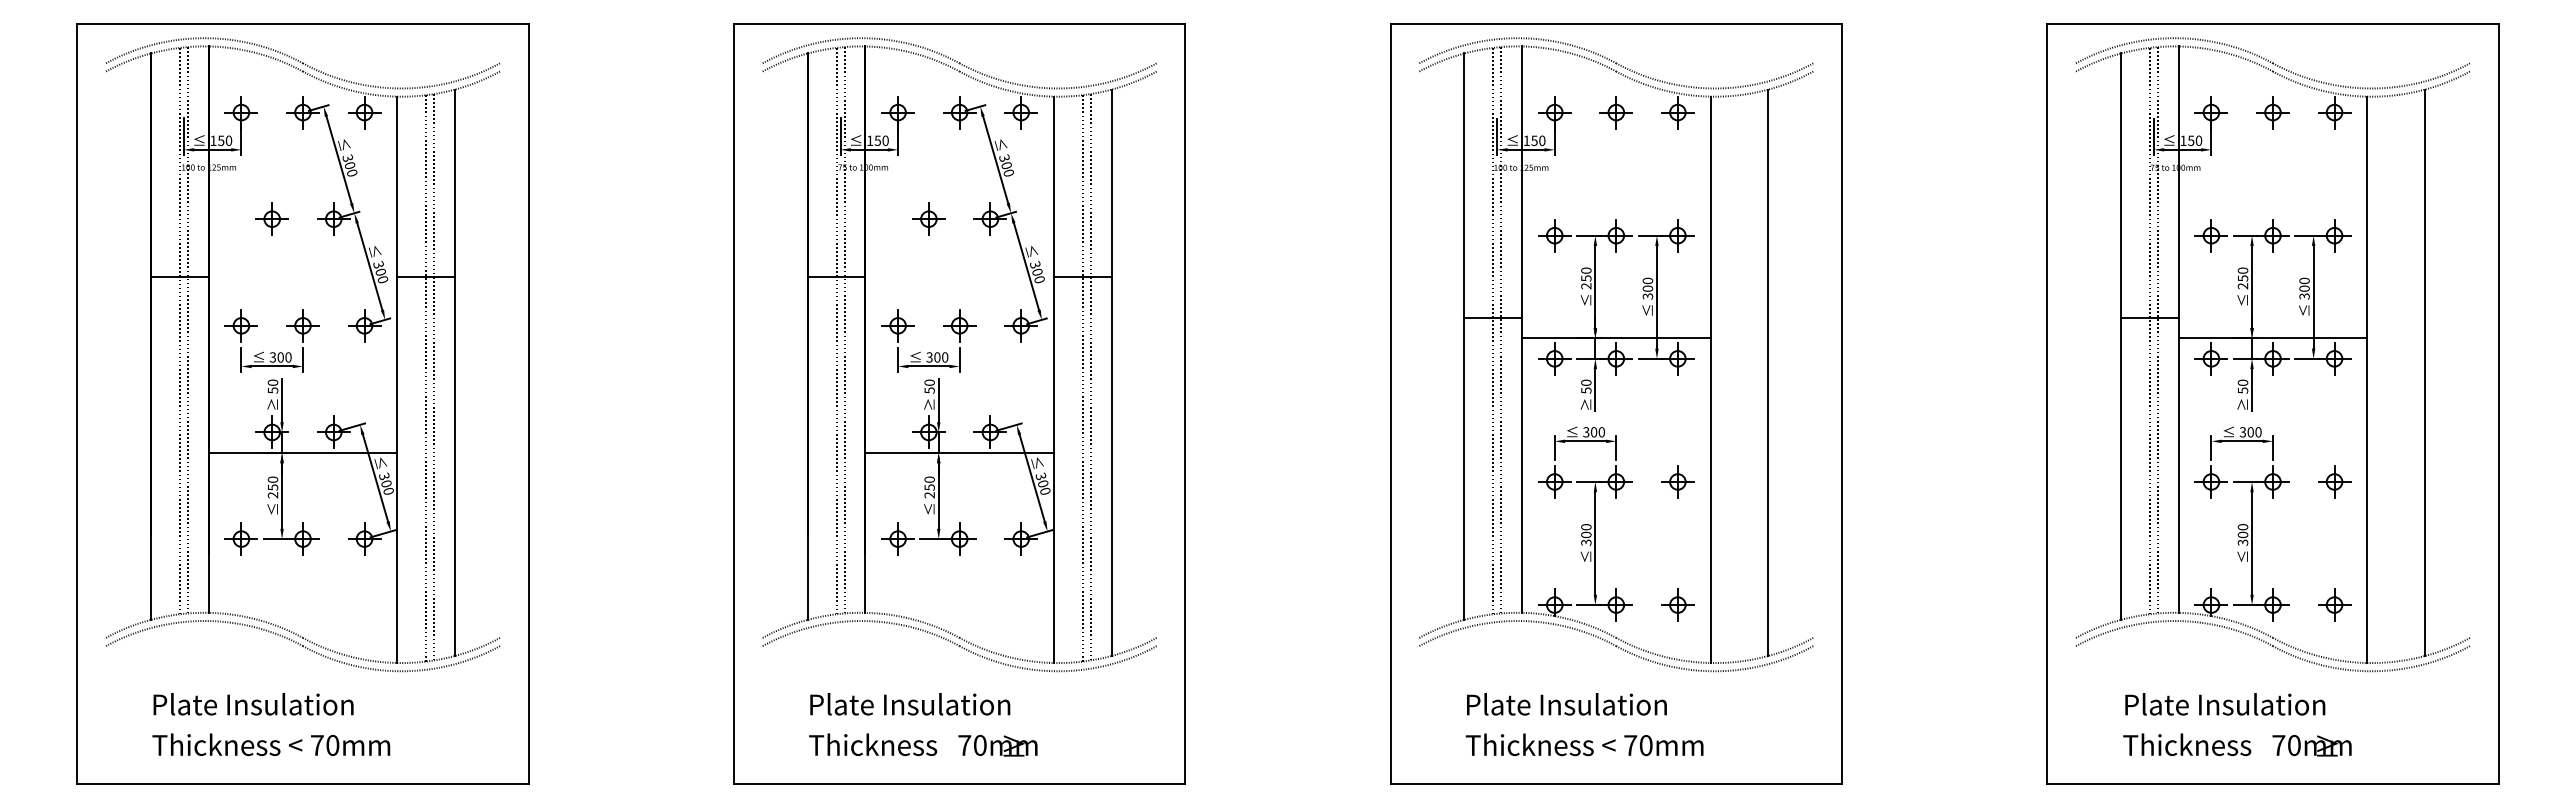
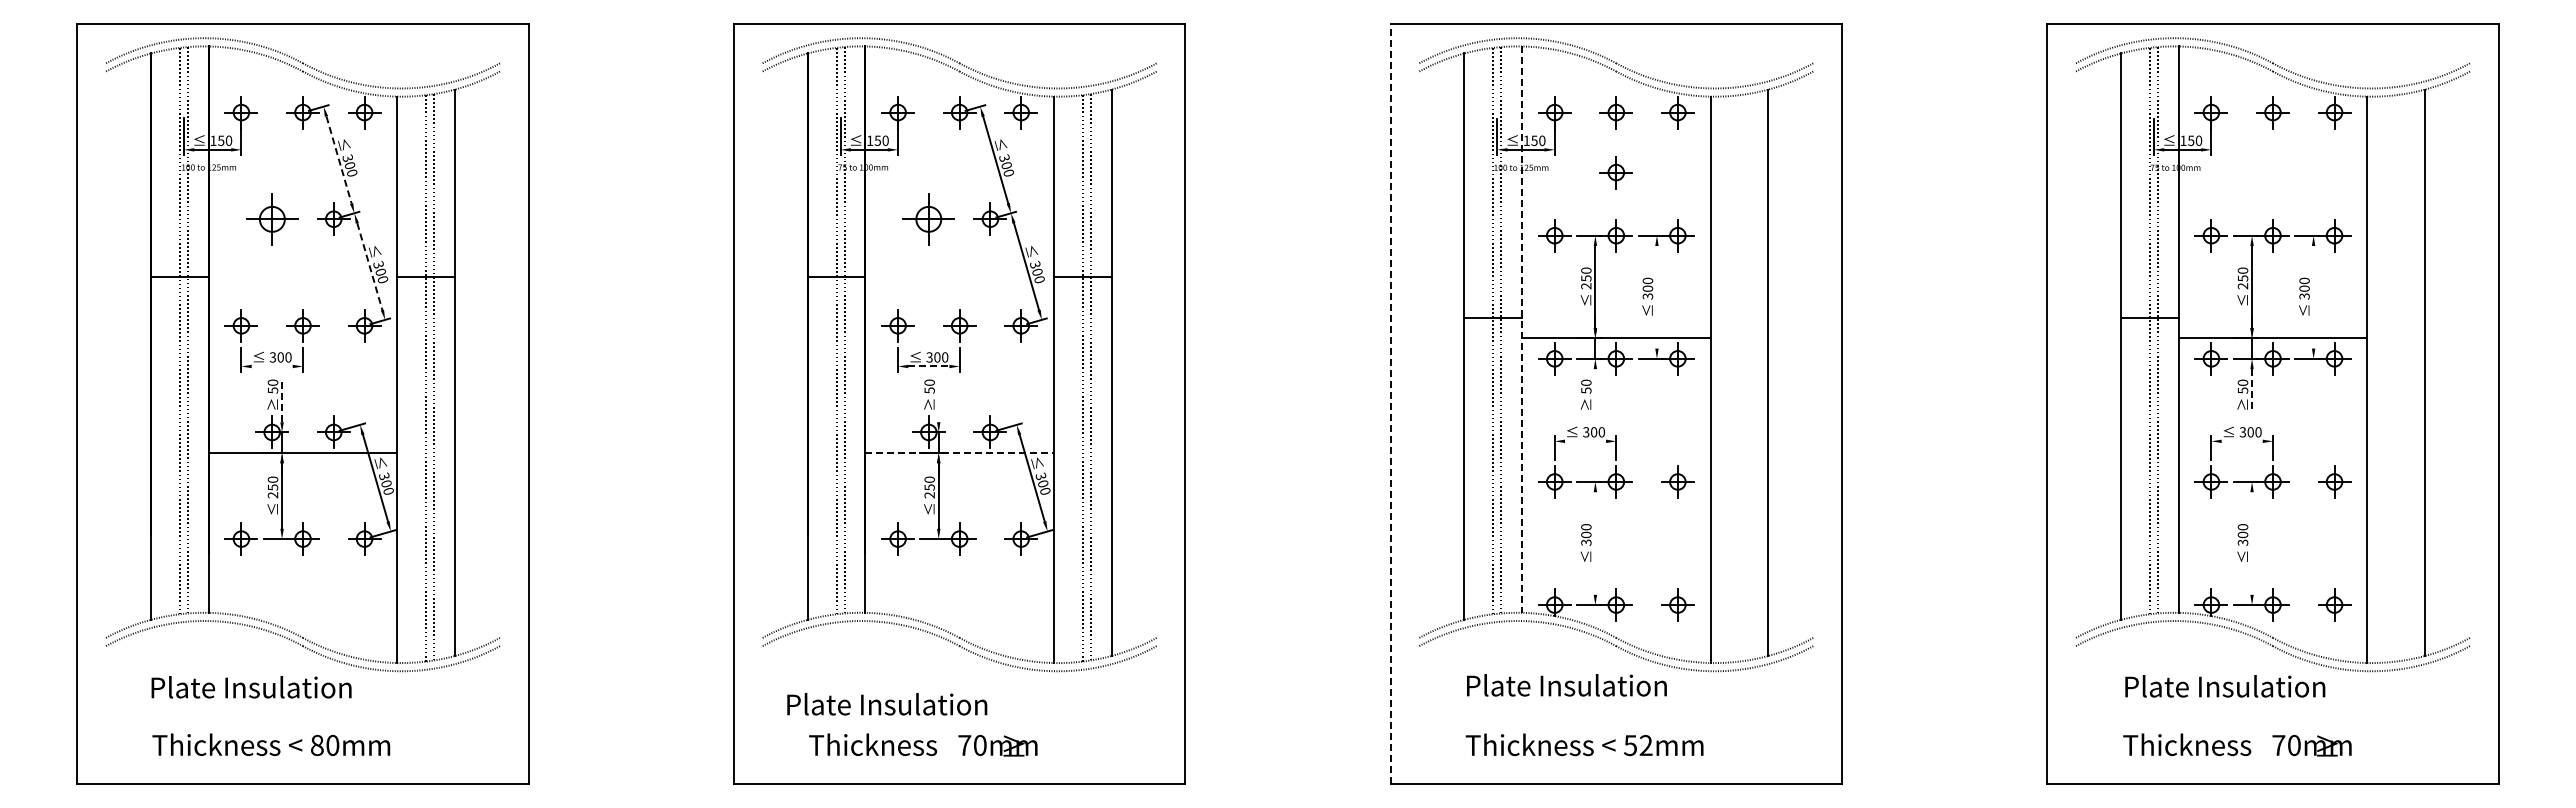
line: solid -> dashed (339, 160)
part: none -> present (1615, 172)
part size: 34x34 px -> 53x53 px (272, 219)
part size: 34x34 px -> 53x53 px (928, 219)
line: solid -> dashed (369, 267)
line: present -> none (1656, 296)
line: present -> none (2313, 296)
line: solid -> dashed (1521, 330)
line: present -> none (271, 366)
line: solid -> dashed (928, 366)
line: present -> none (1595, 390)
line: solid -> dashed (2252, 390)
line: solid -> dashed (282, 400)
line: present -> none (938, 400)
line: solid -> dashed (1390, 403)
line: present -> none (1585, 441)
line: present -> none (2241, 441)
line: solid -> dashed (960, 453)
line: present -> none (1595, 543)
line: present -> none (2252, 543)
text position: (253, 704) -> (251, 687) (251, 687)
text position: (910, 704) -> (887, 704) (887, 704)
text position: (1566, 704) -> (1566, 685) (1566, 685)
text position: (2225, 704) -> (2225, 686) (2225, 686)
text: 70mm -> 80mm (317, 745)
text: 70mm -> 52mm (1638, 745)
